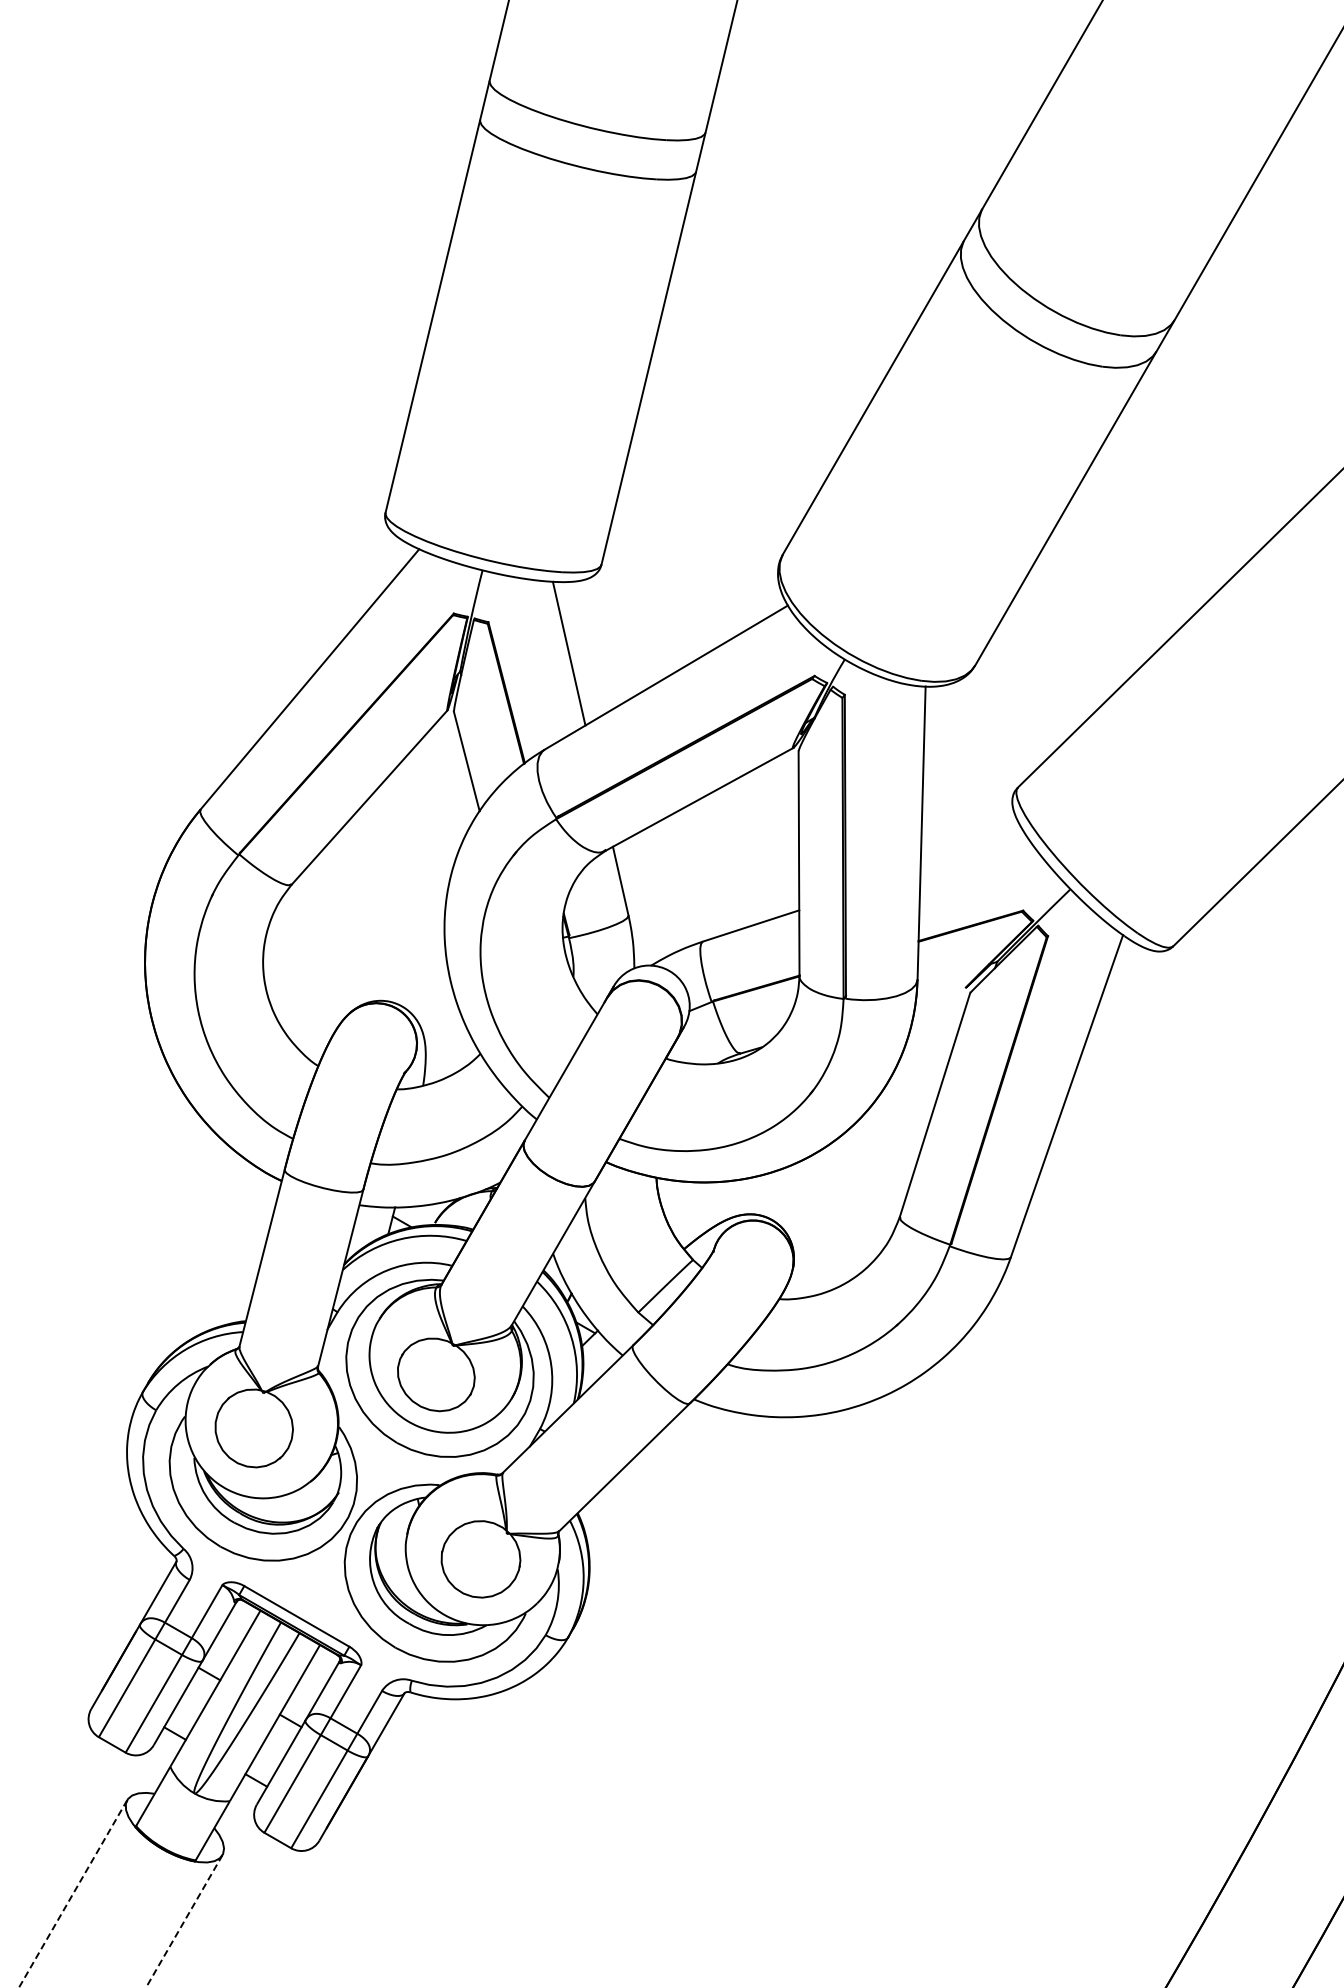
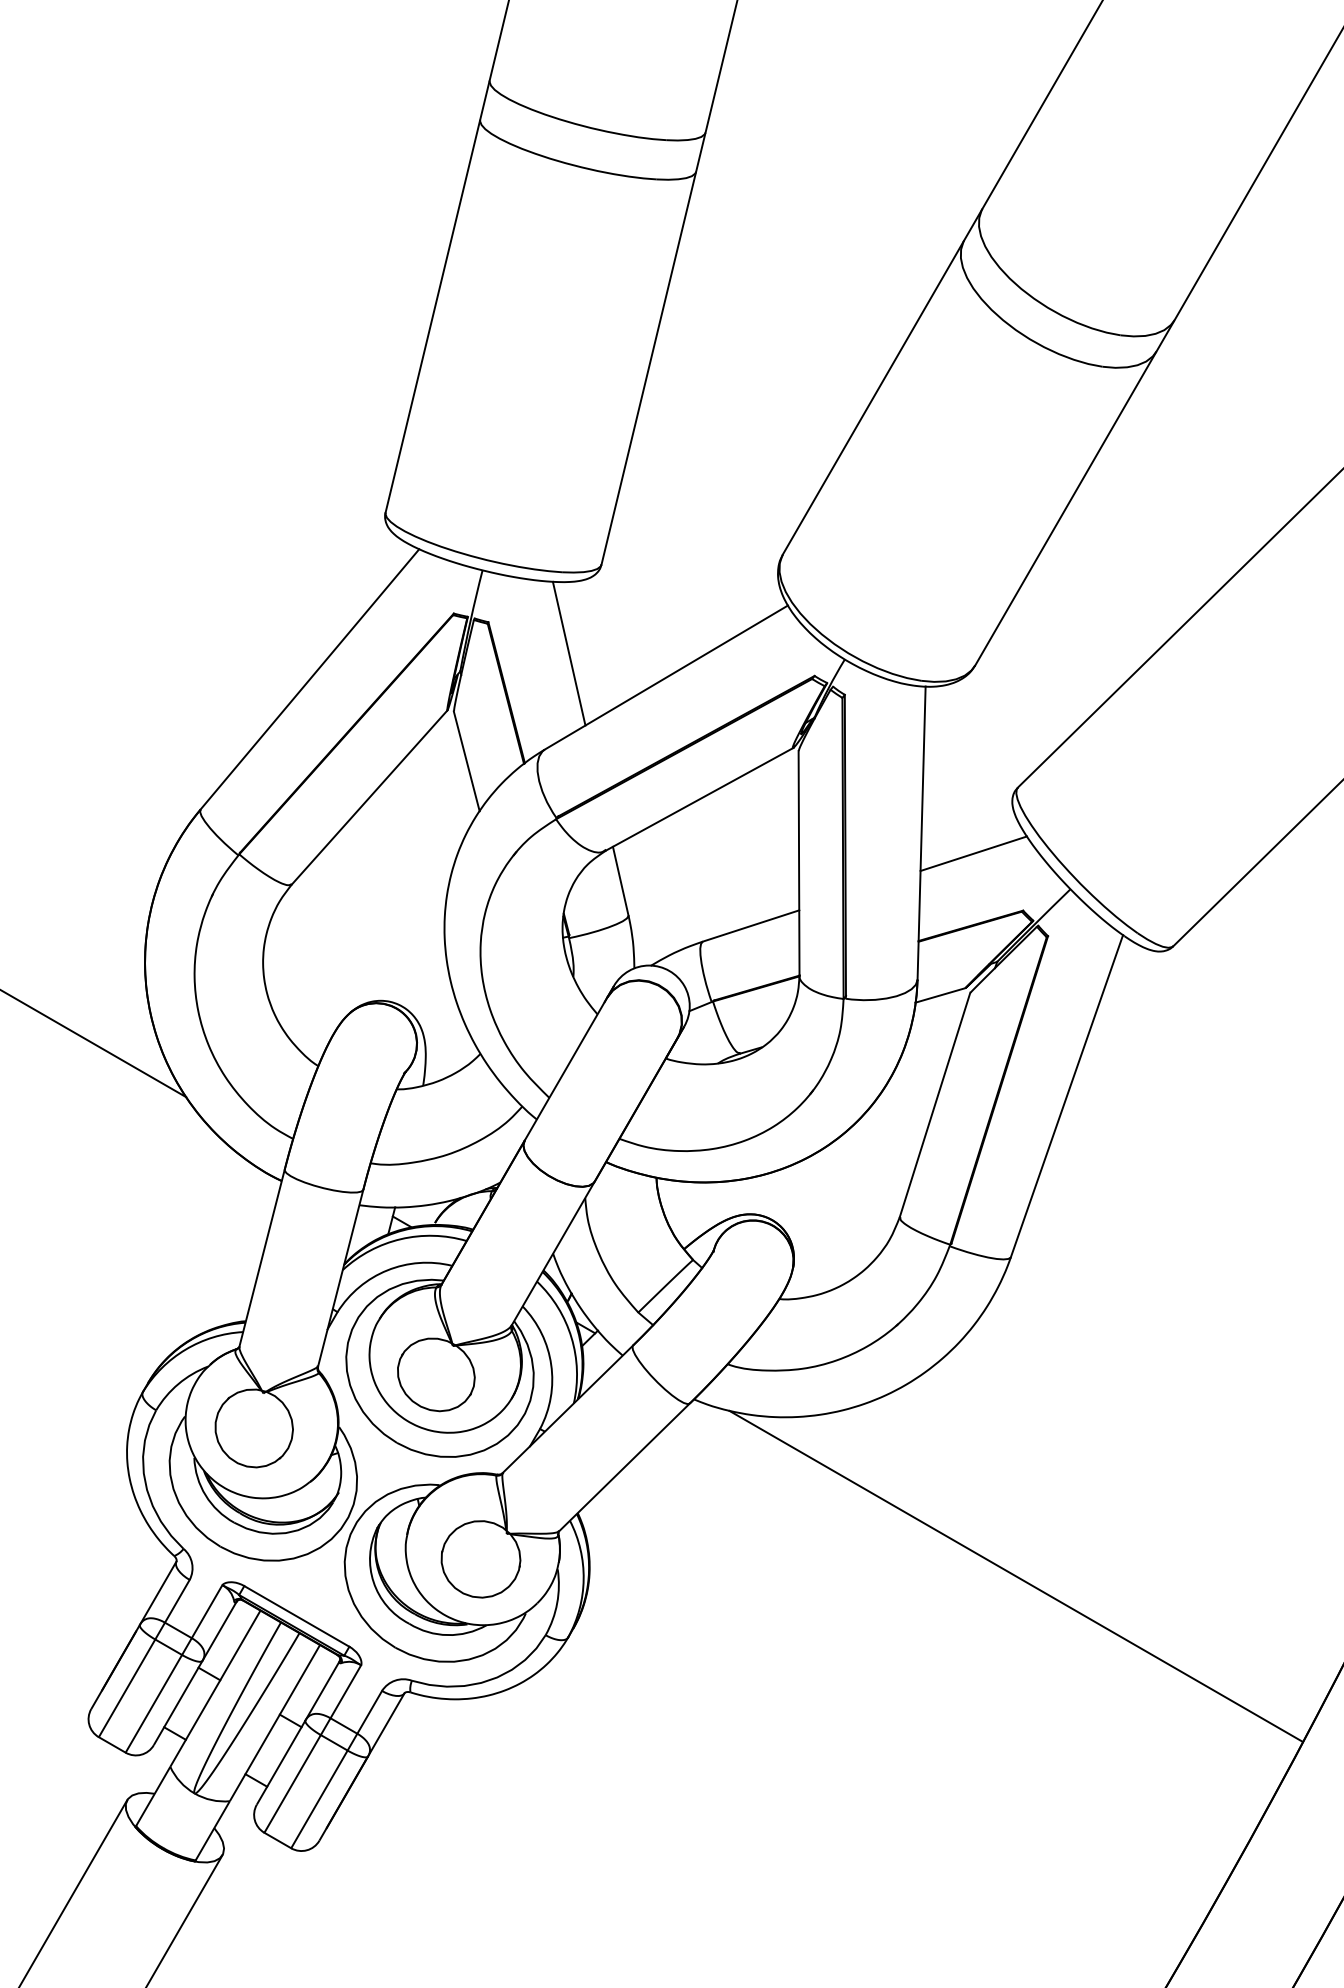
line: none -> present (973, 853)
line: none -> present (940, 995)
line: none -> present (94, 1044)
line: none -> present (1016, 1575)
line: dashed -> solid (73, 1893)
line: dashed -> solid (184, 1921)
